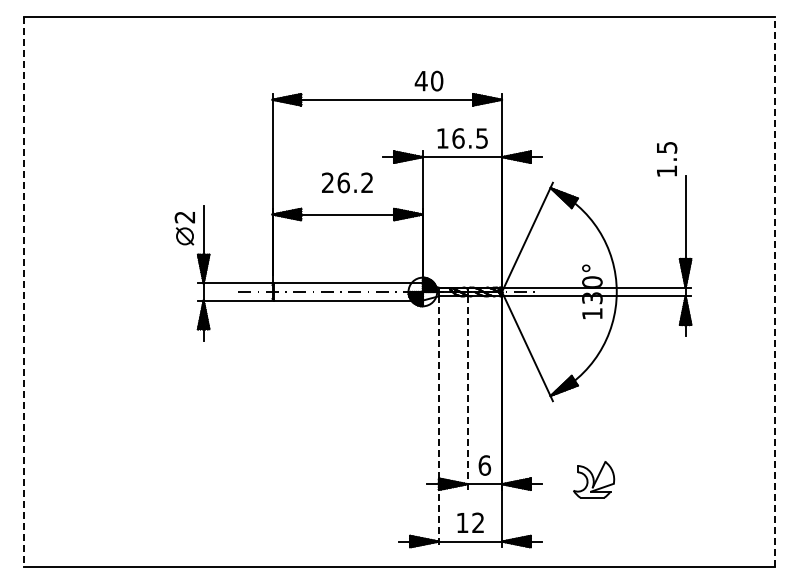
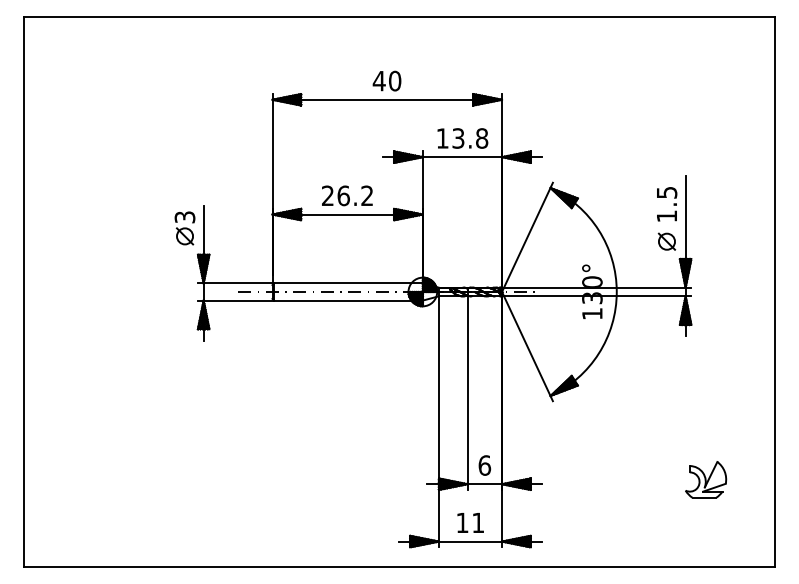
text position: (428, 80) -> (386, 80) (386, 80)
text: 16.5 -> 13.8 (470, 138)
text position: (667, 159) -> (667, 204) (667, 204)
text position: (347, 182) -> (347, 195) (347, 195)
text: 2 -> 3 (185, 217)
part: none -> present (666, 241)
line: dashed -> solid (23, 292)
line: dashed -> solid (775, 292)
line: dashed -> solid (467, 393)
line: dashed -> solid (438, 421)
part position: (594, 479) -> (706, 479) (706, 479)
text: 12 -> 11 (477, 522)
